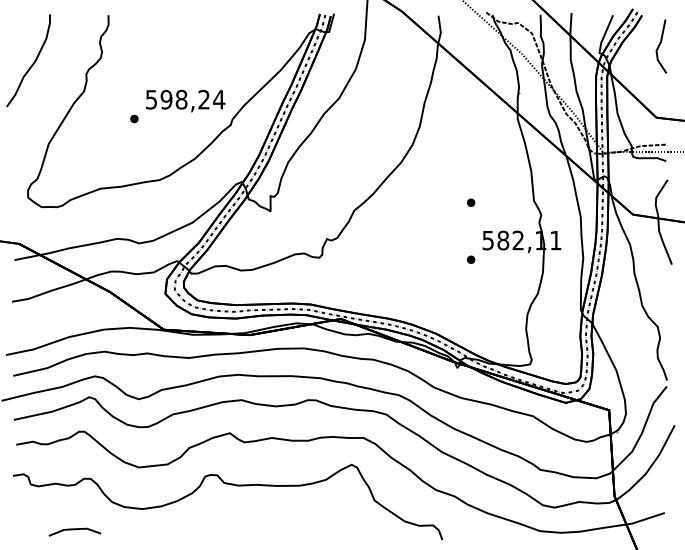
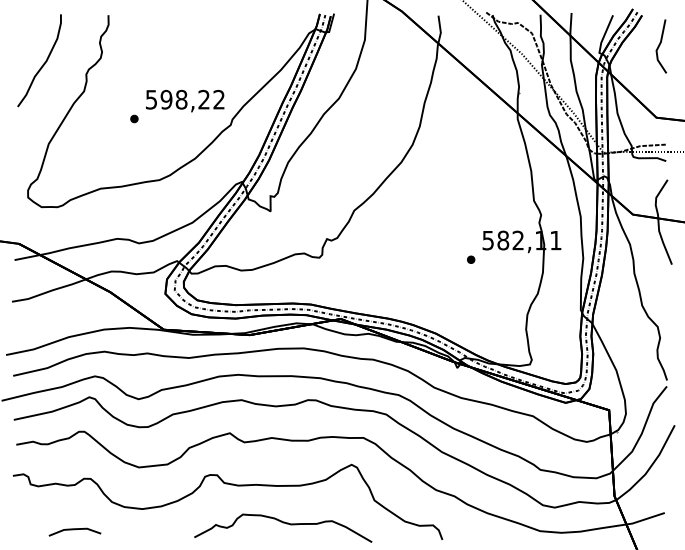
curve position: (32, 63) -> (43, 63) (43, 63)
text: 598,24 -> 598,22 (218, 99)
part: present -> none (471, 202)
curve: none -> present (283, 523)
